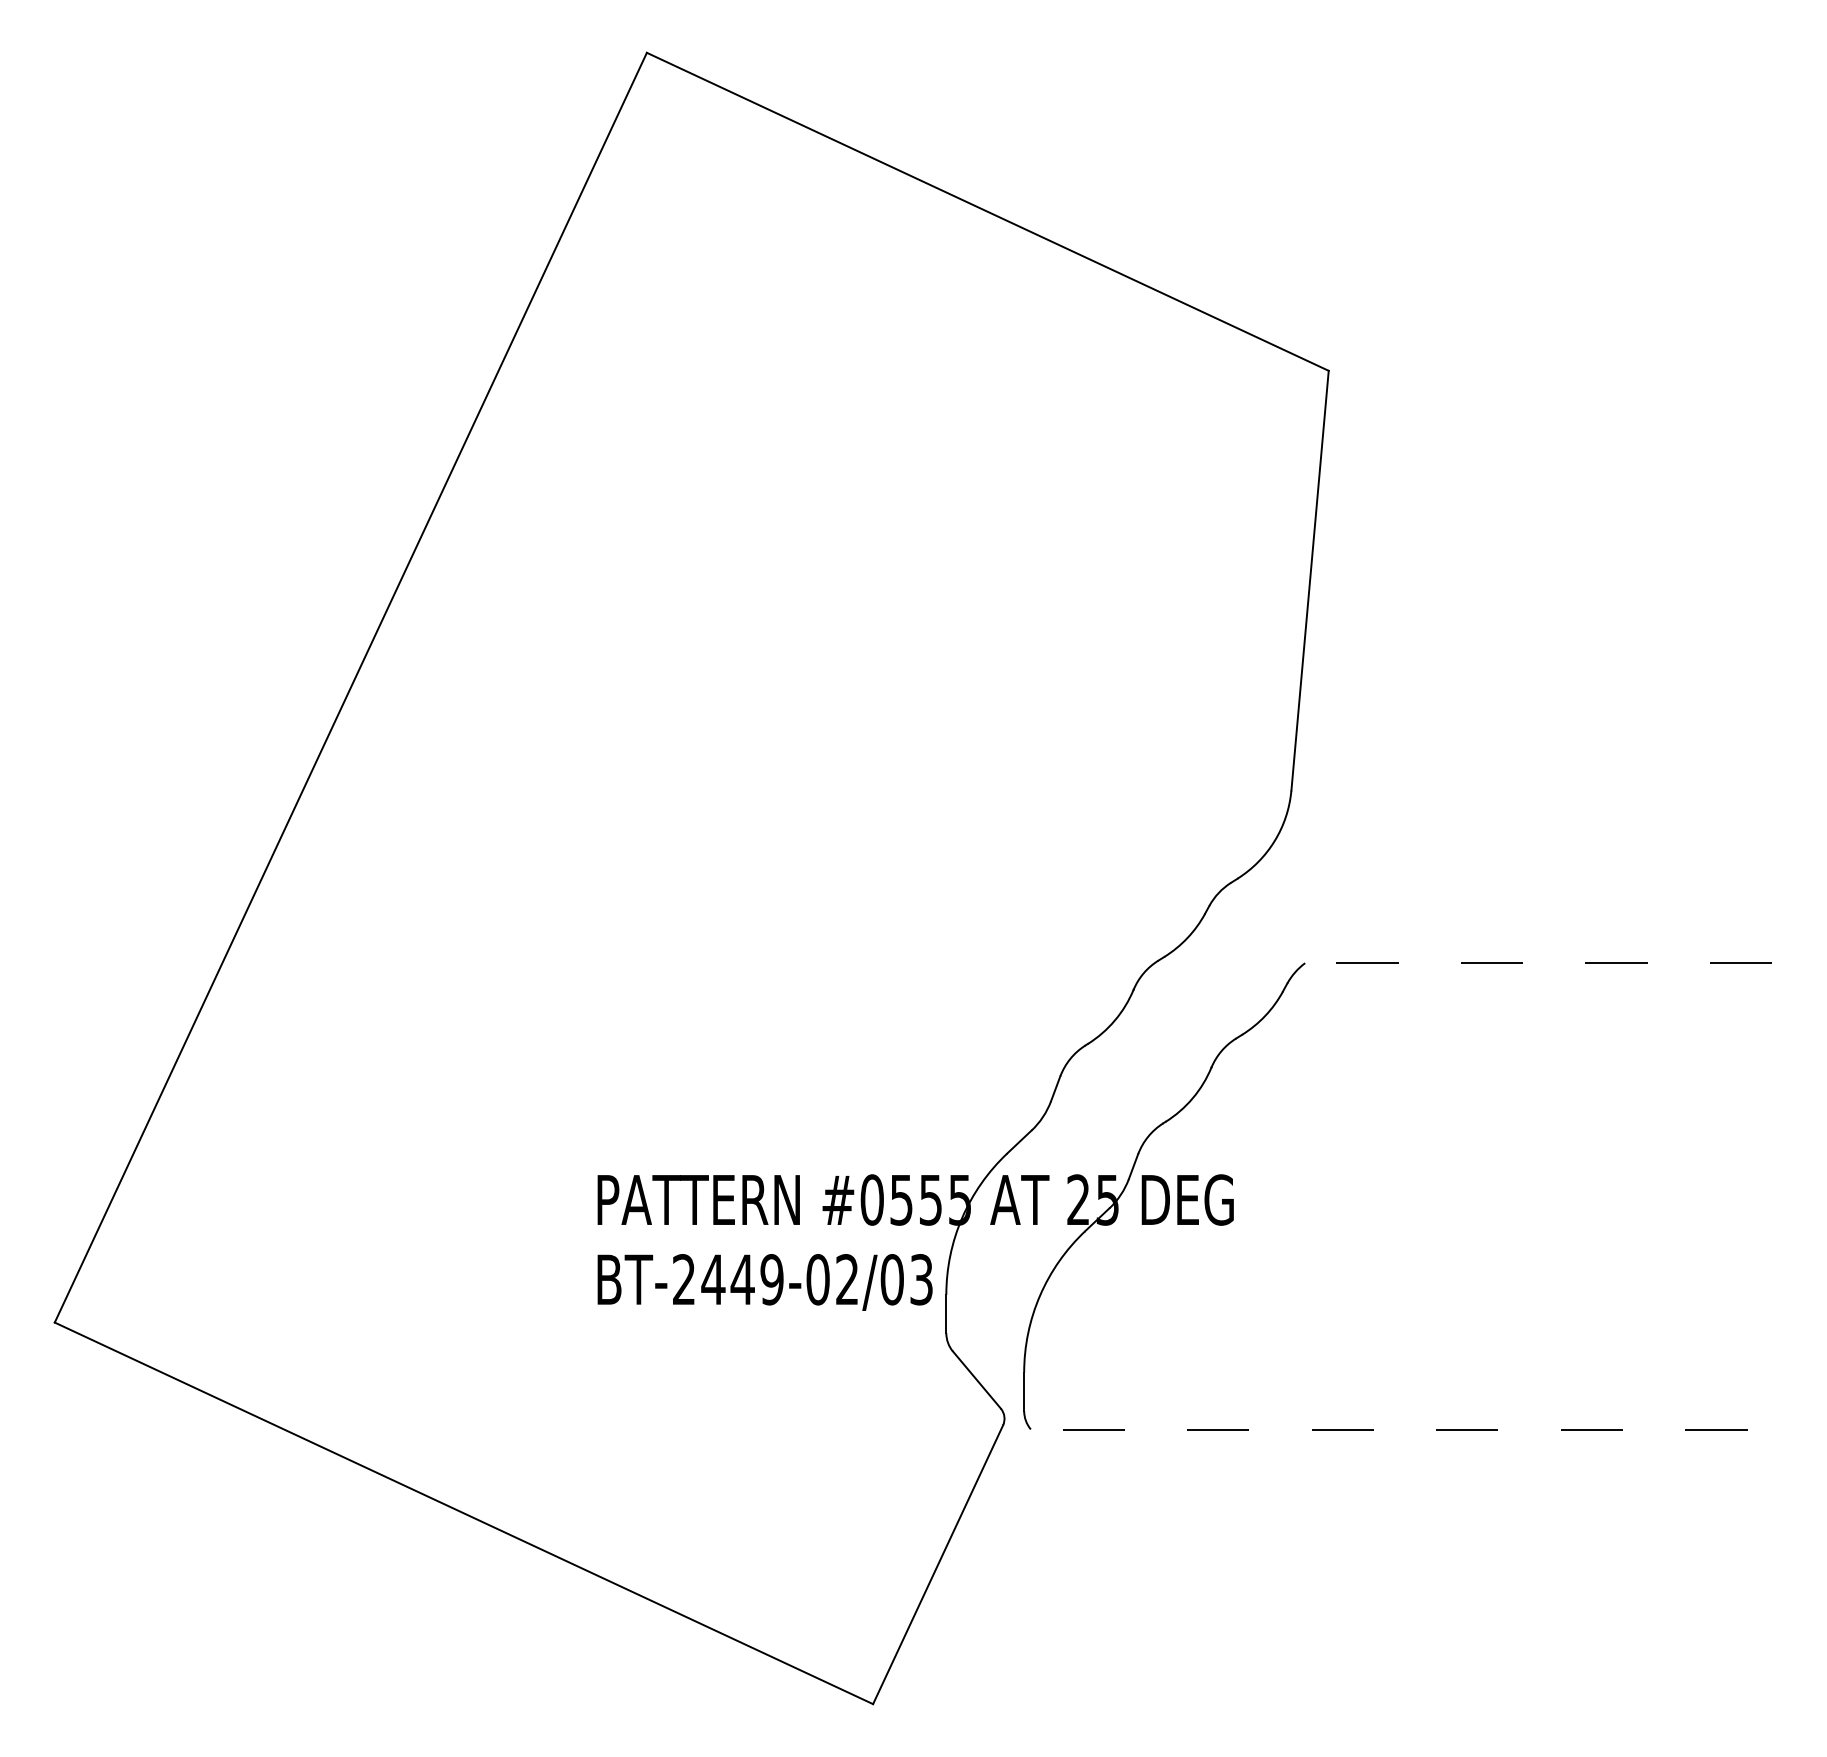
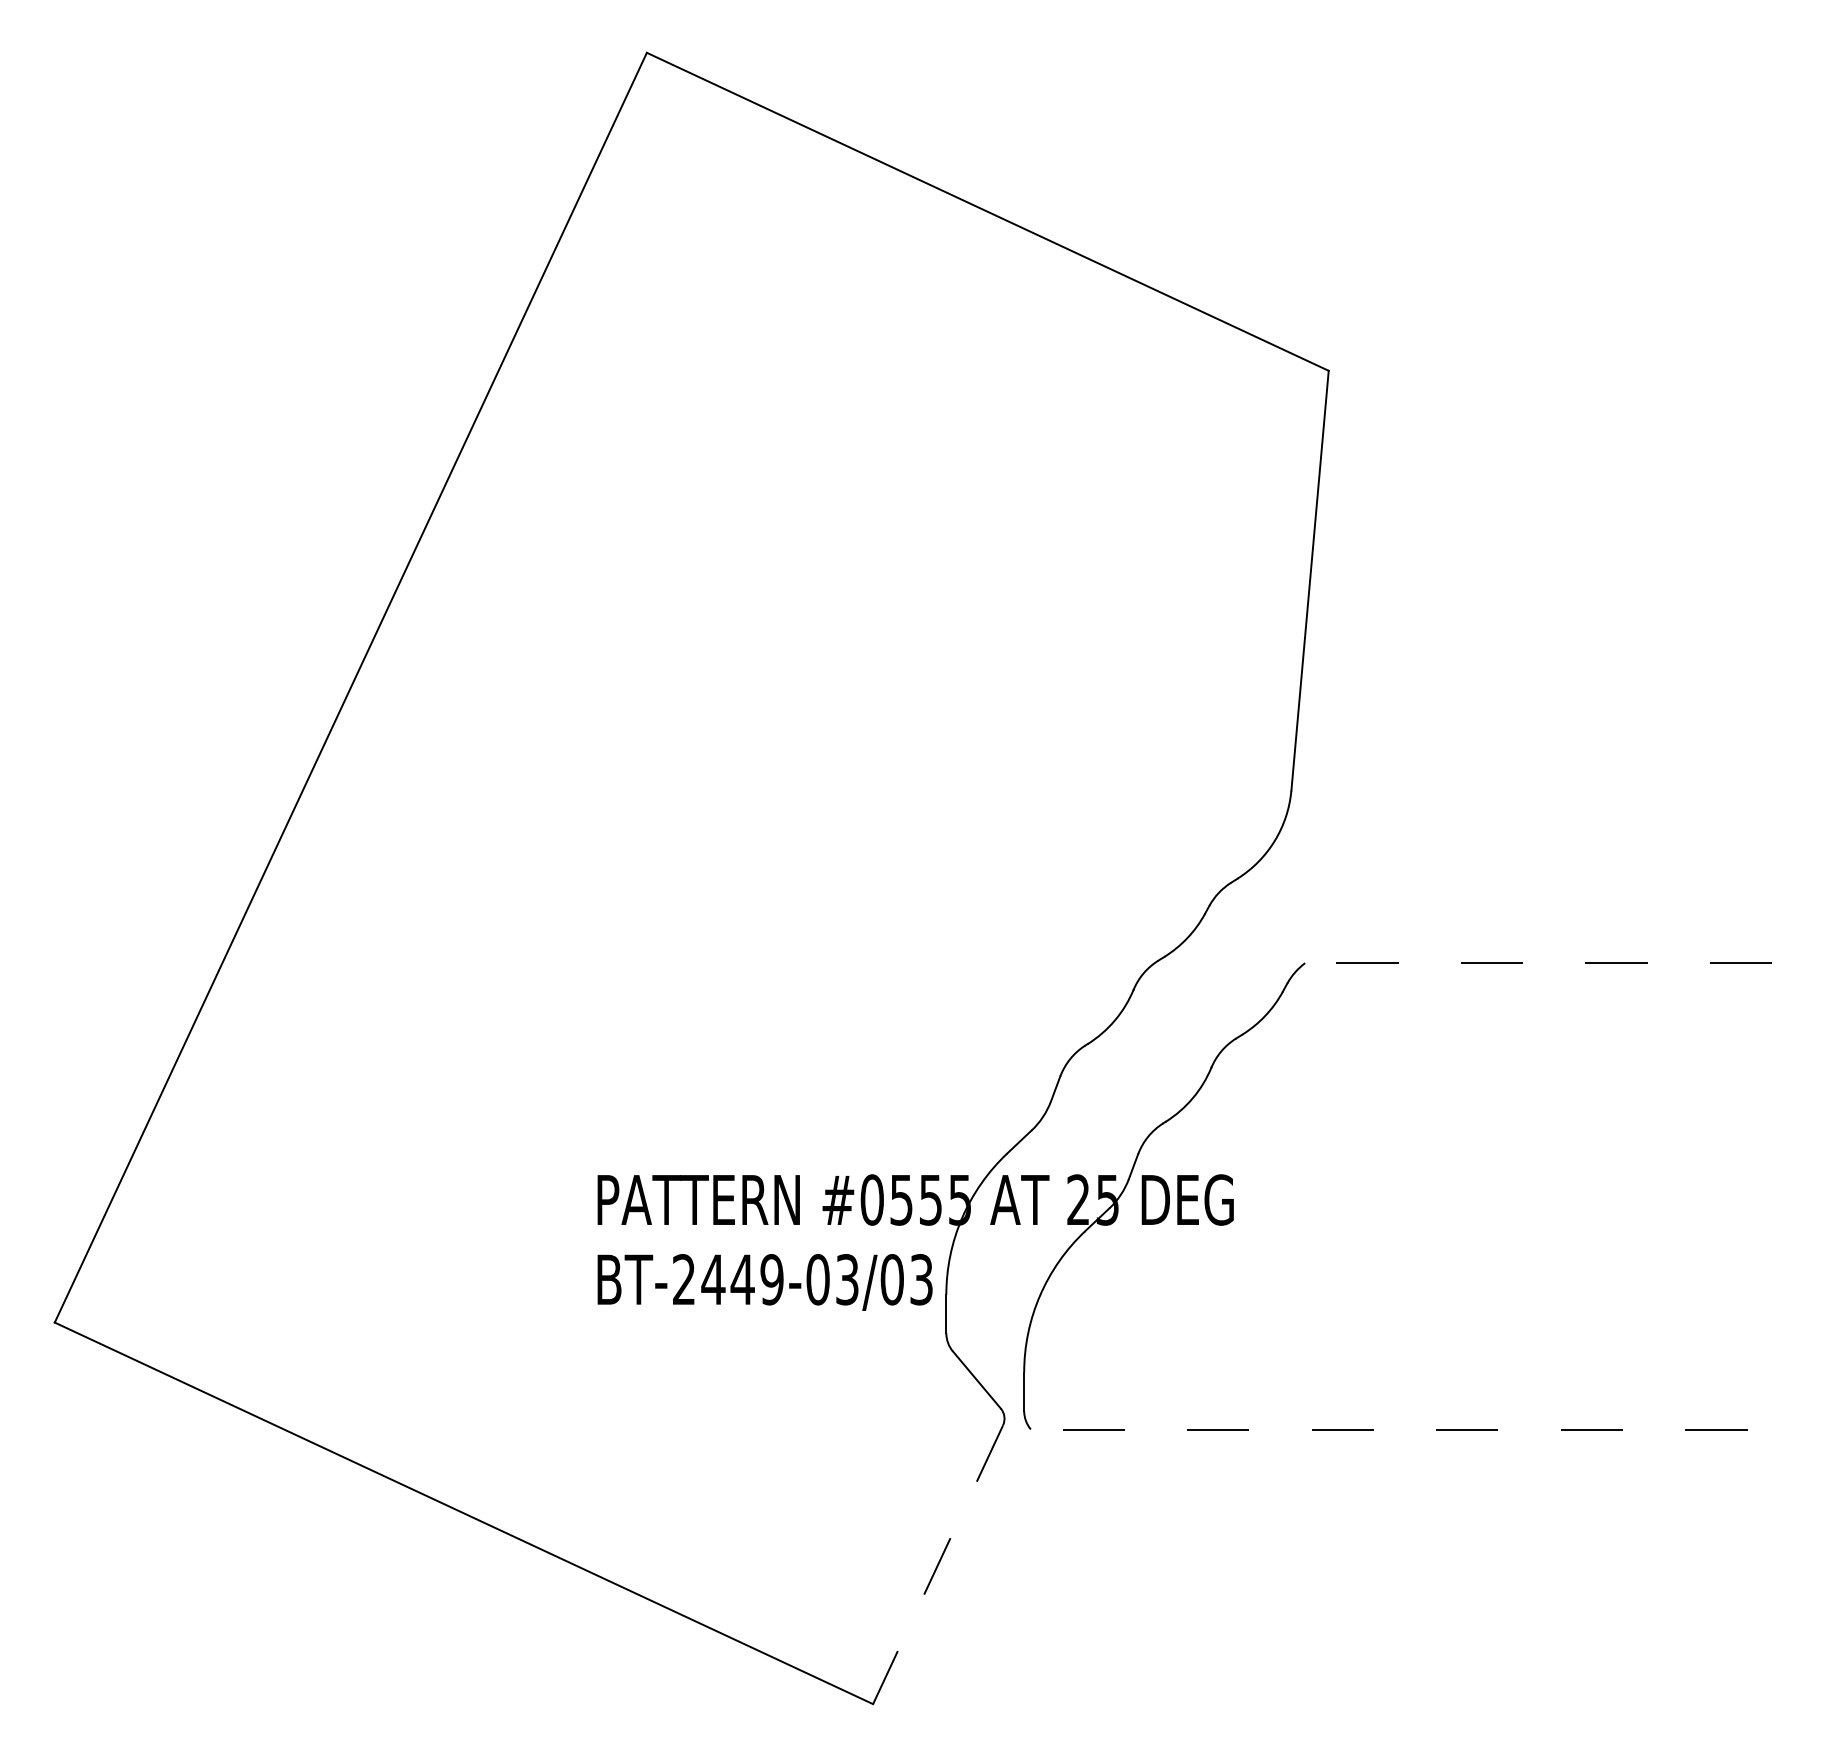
text: BT-2449-02/03 -> BT-2449-03/03 (847, 1279)
line: solid -> dashed (938, 1564)
